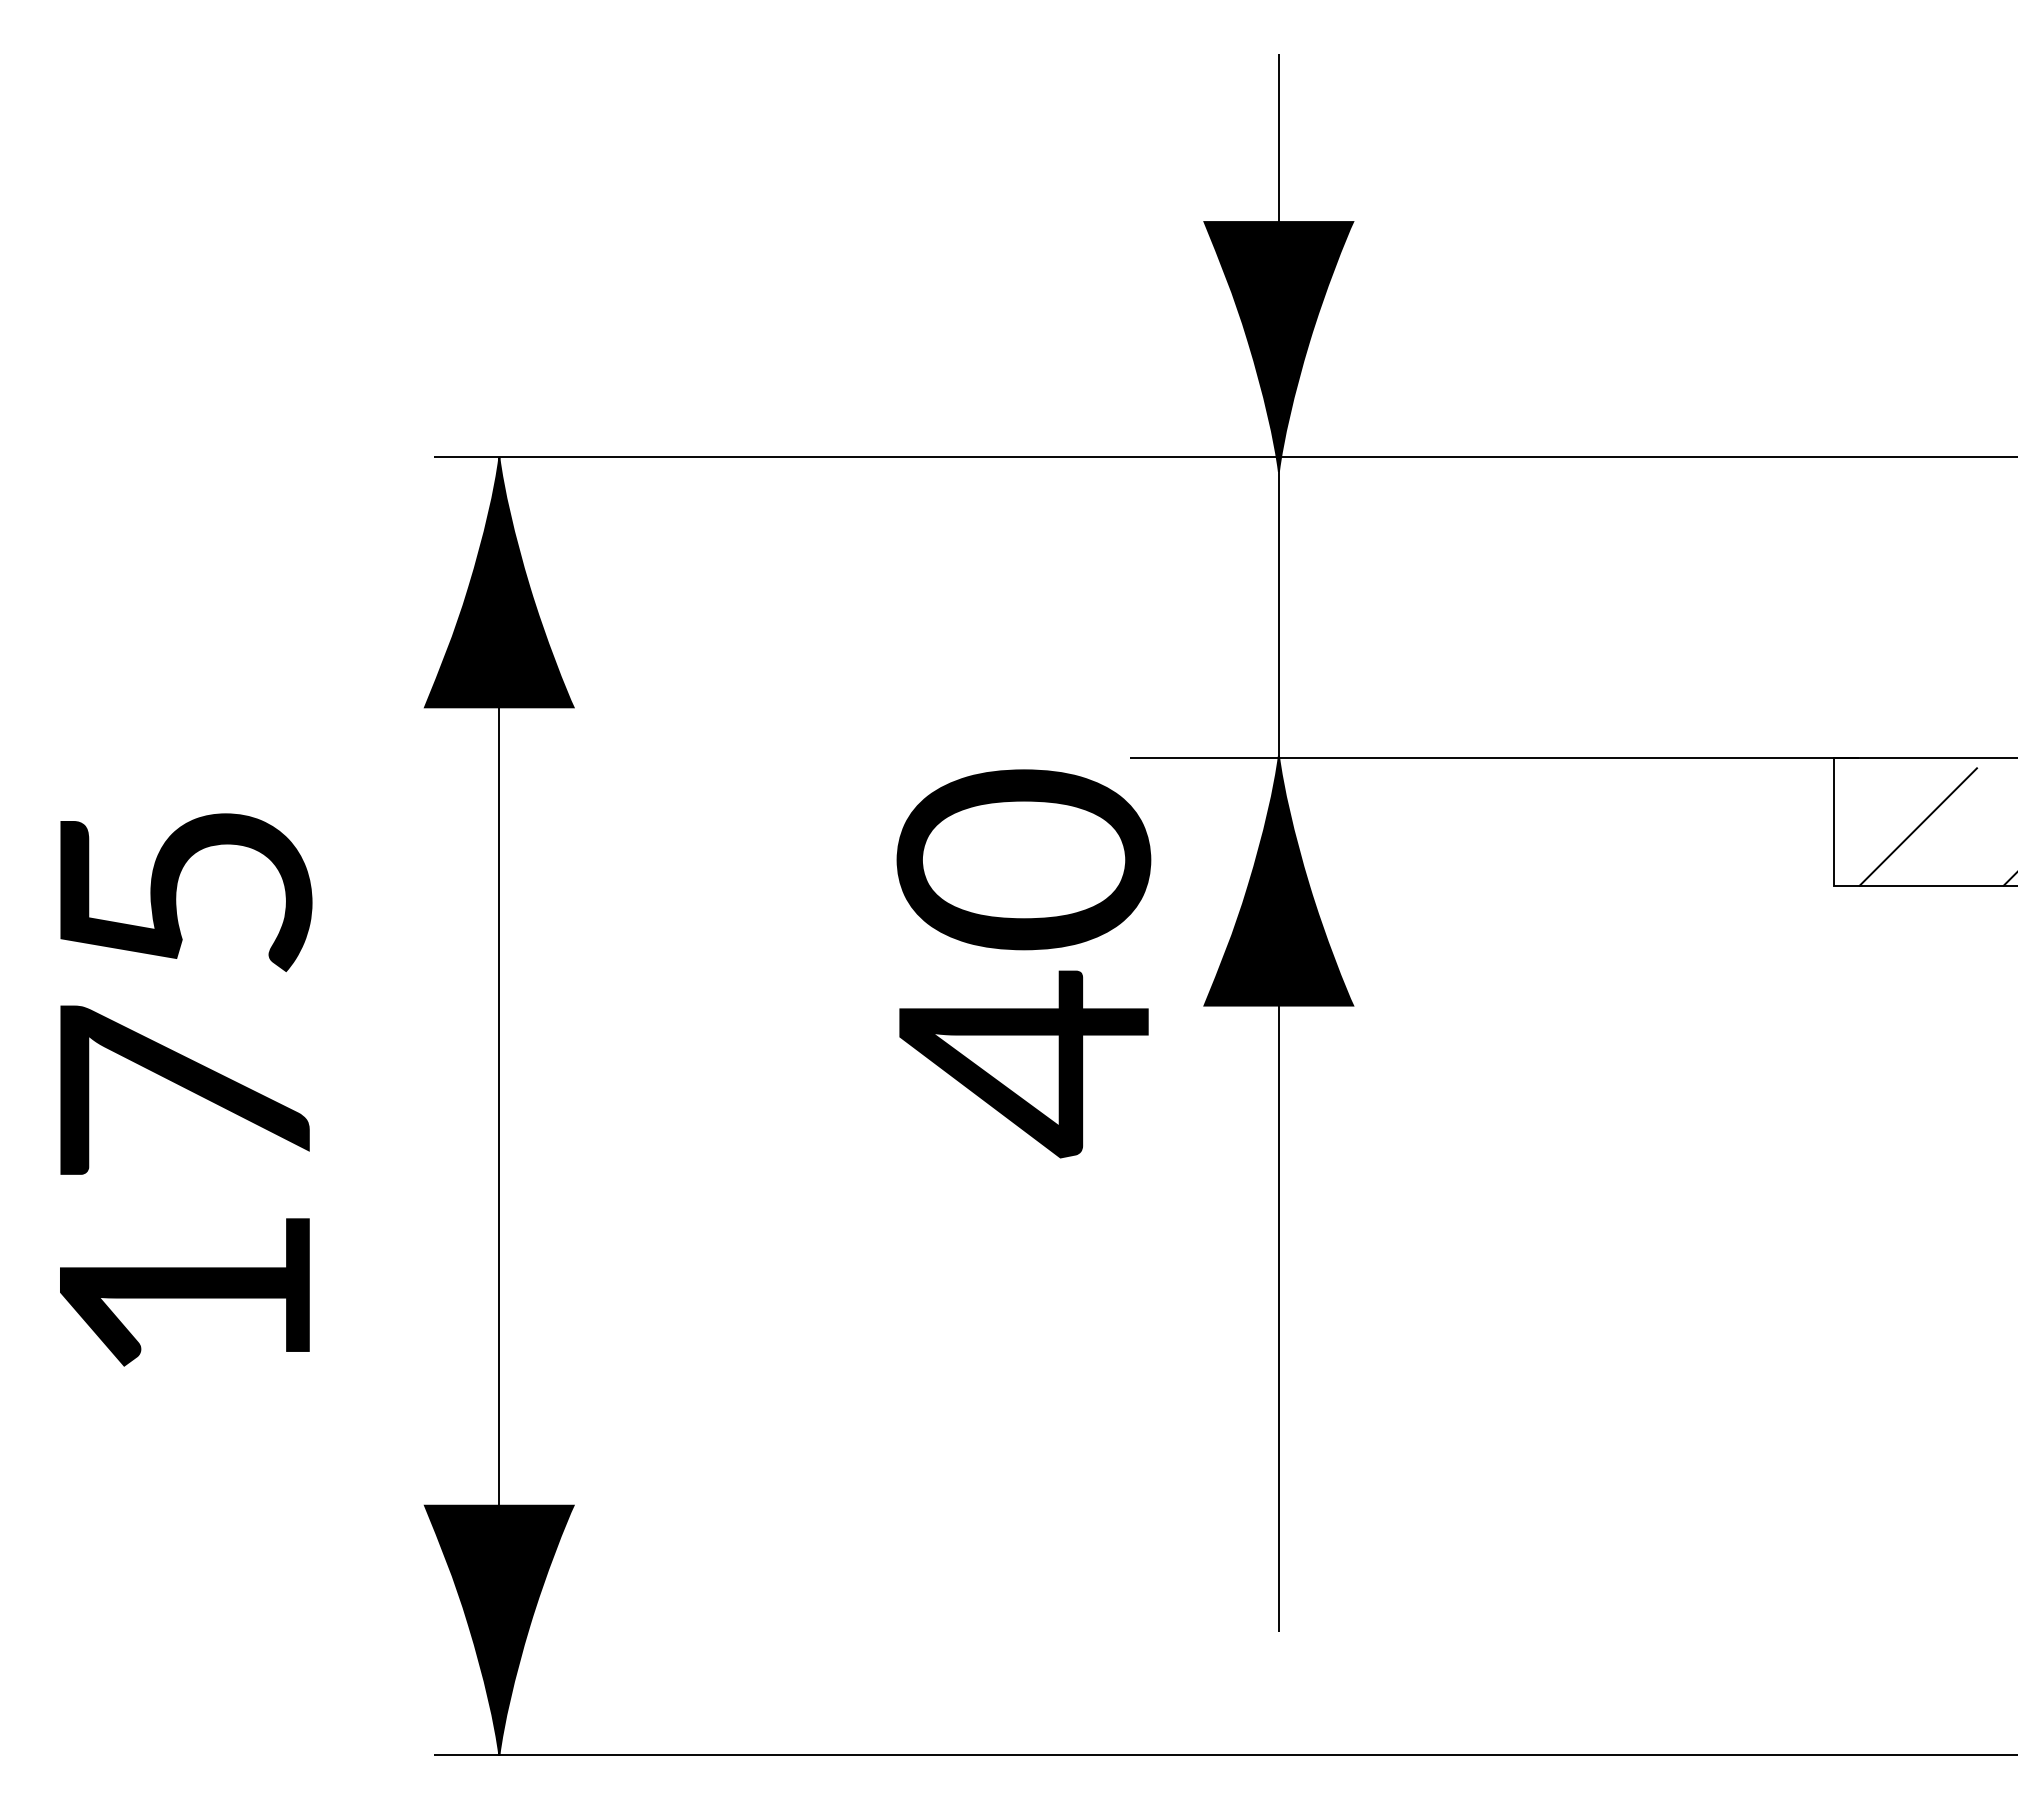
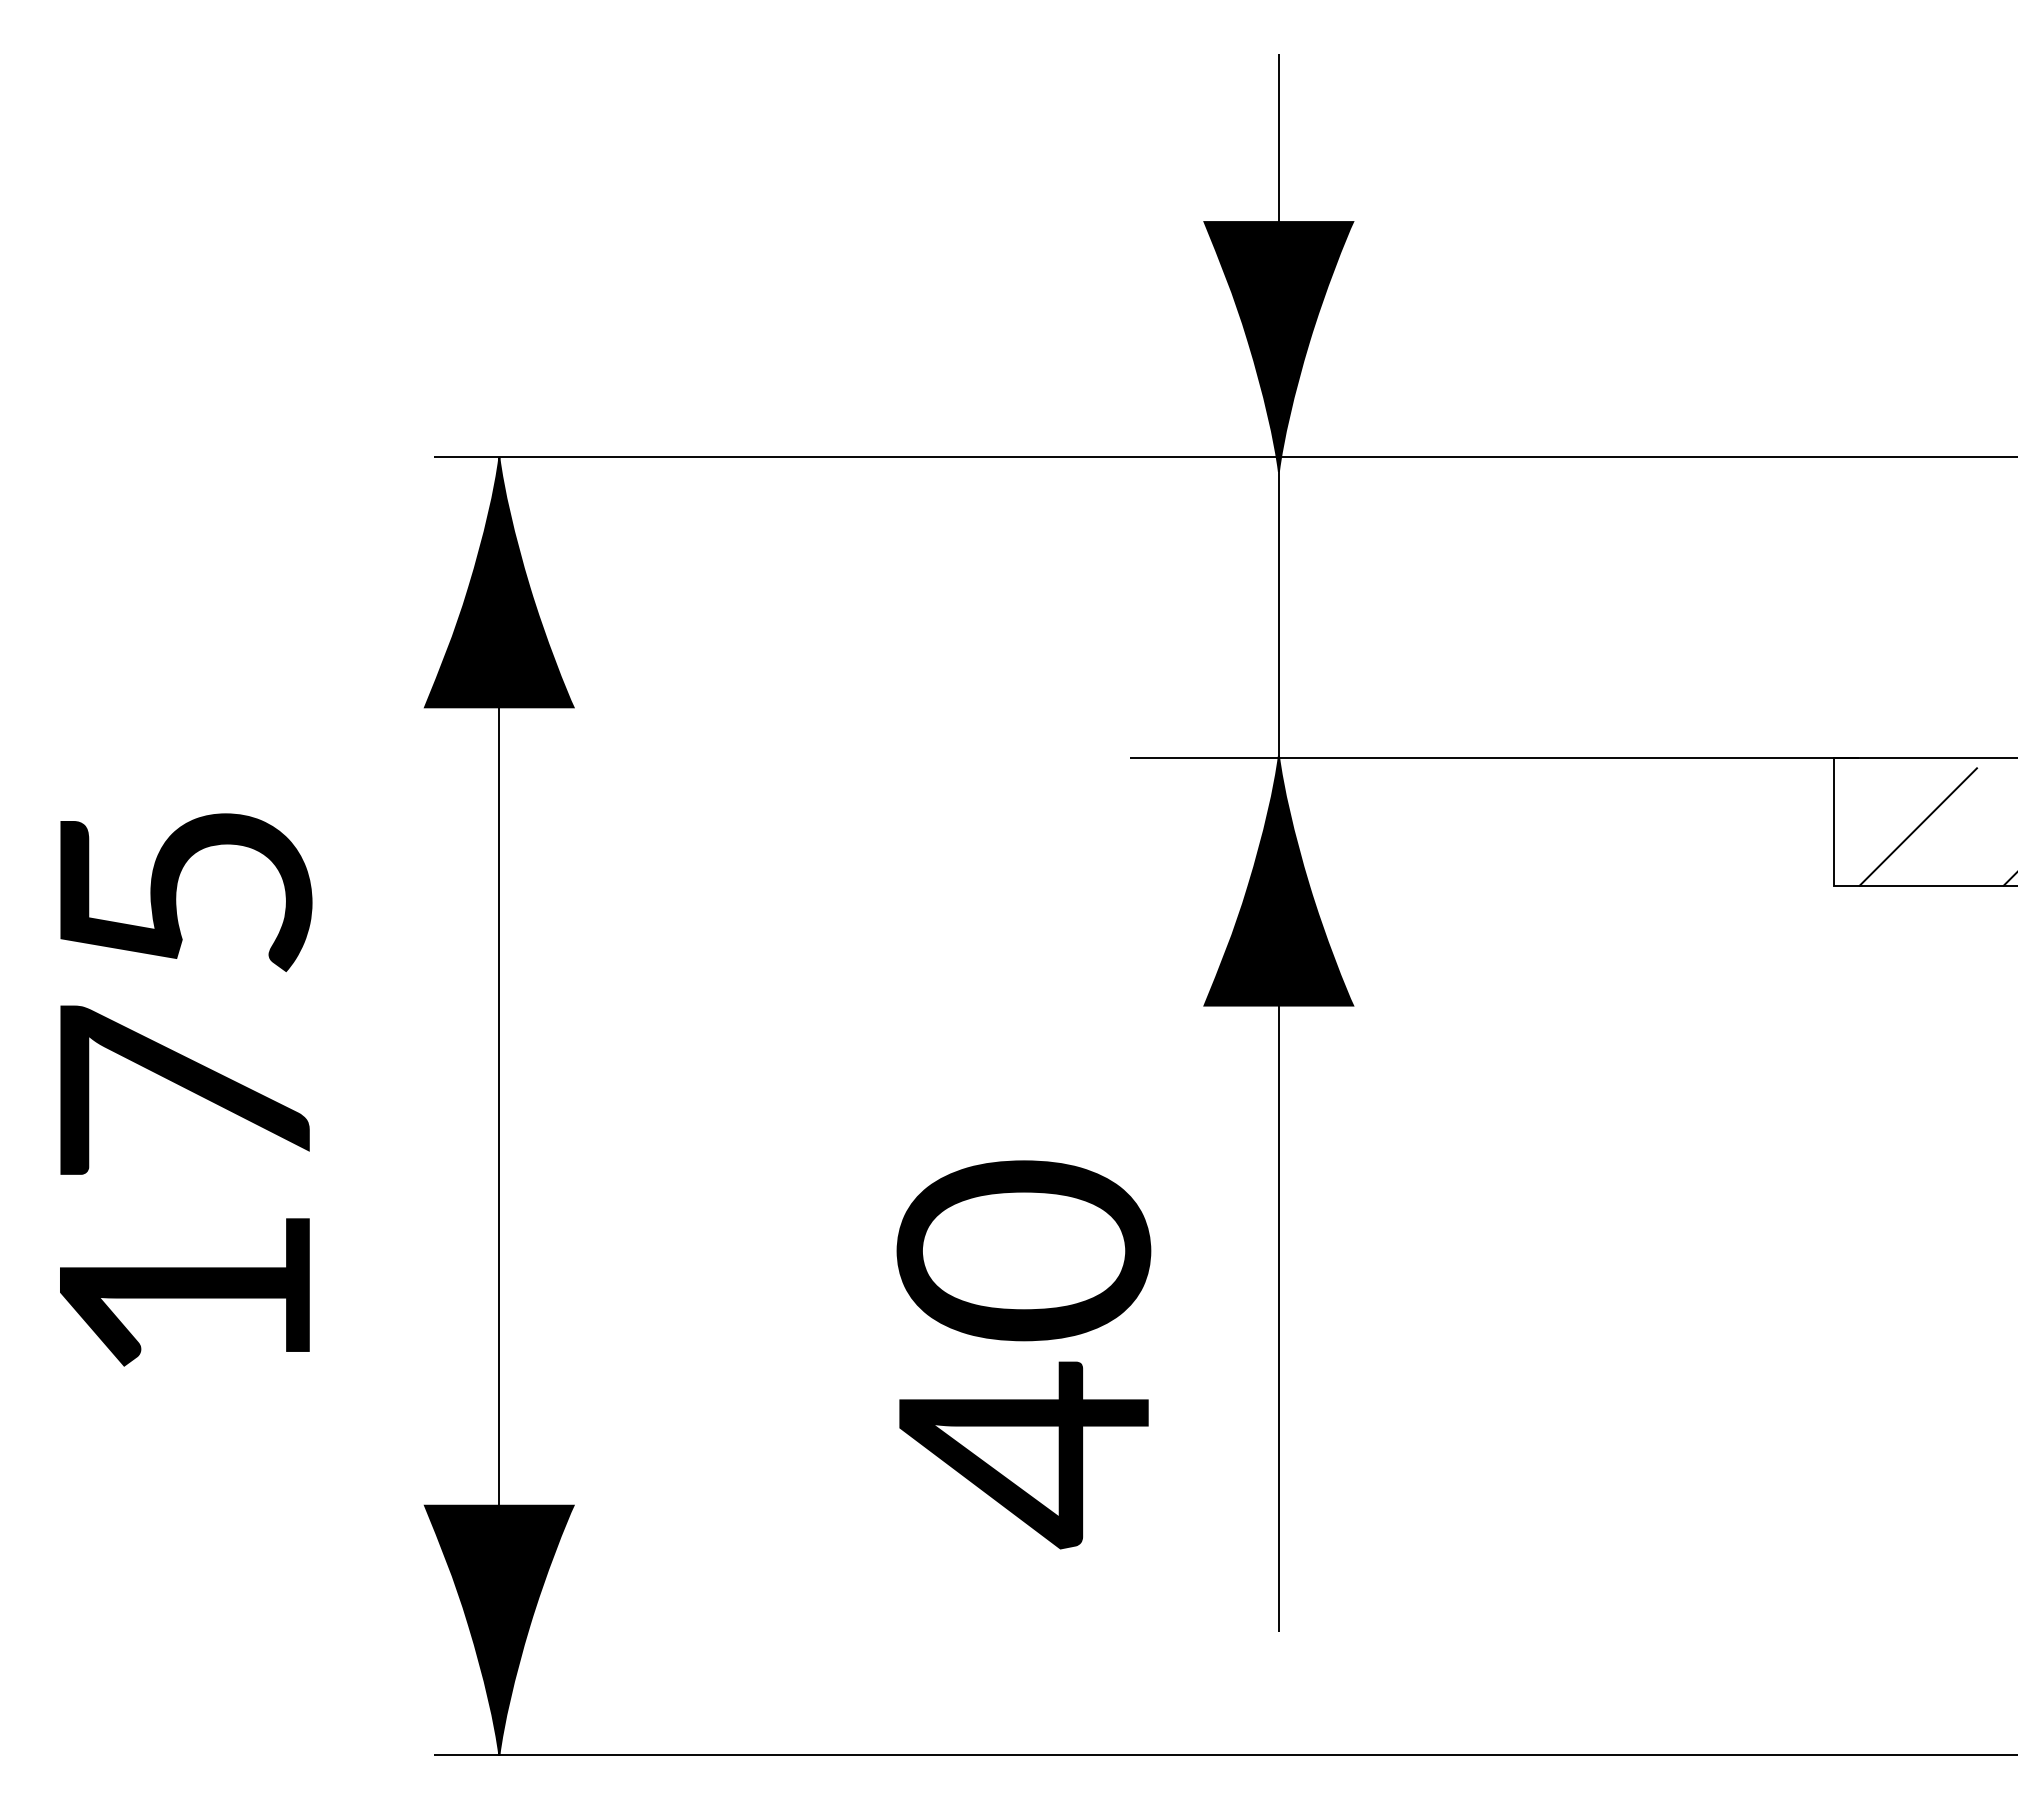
text position: (1023, 963) -> (1023, 1354) (1023, 1354)
